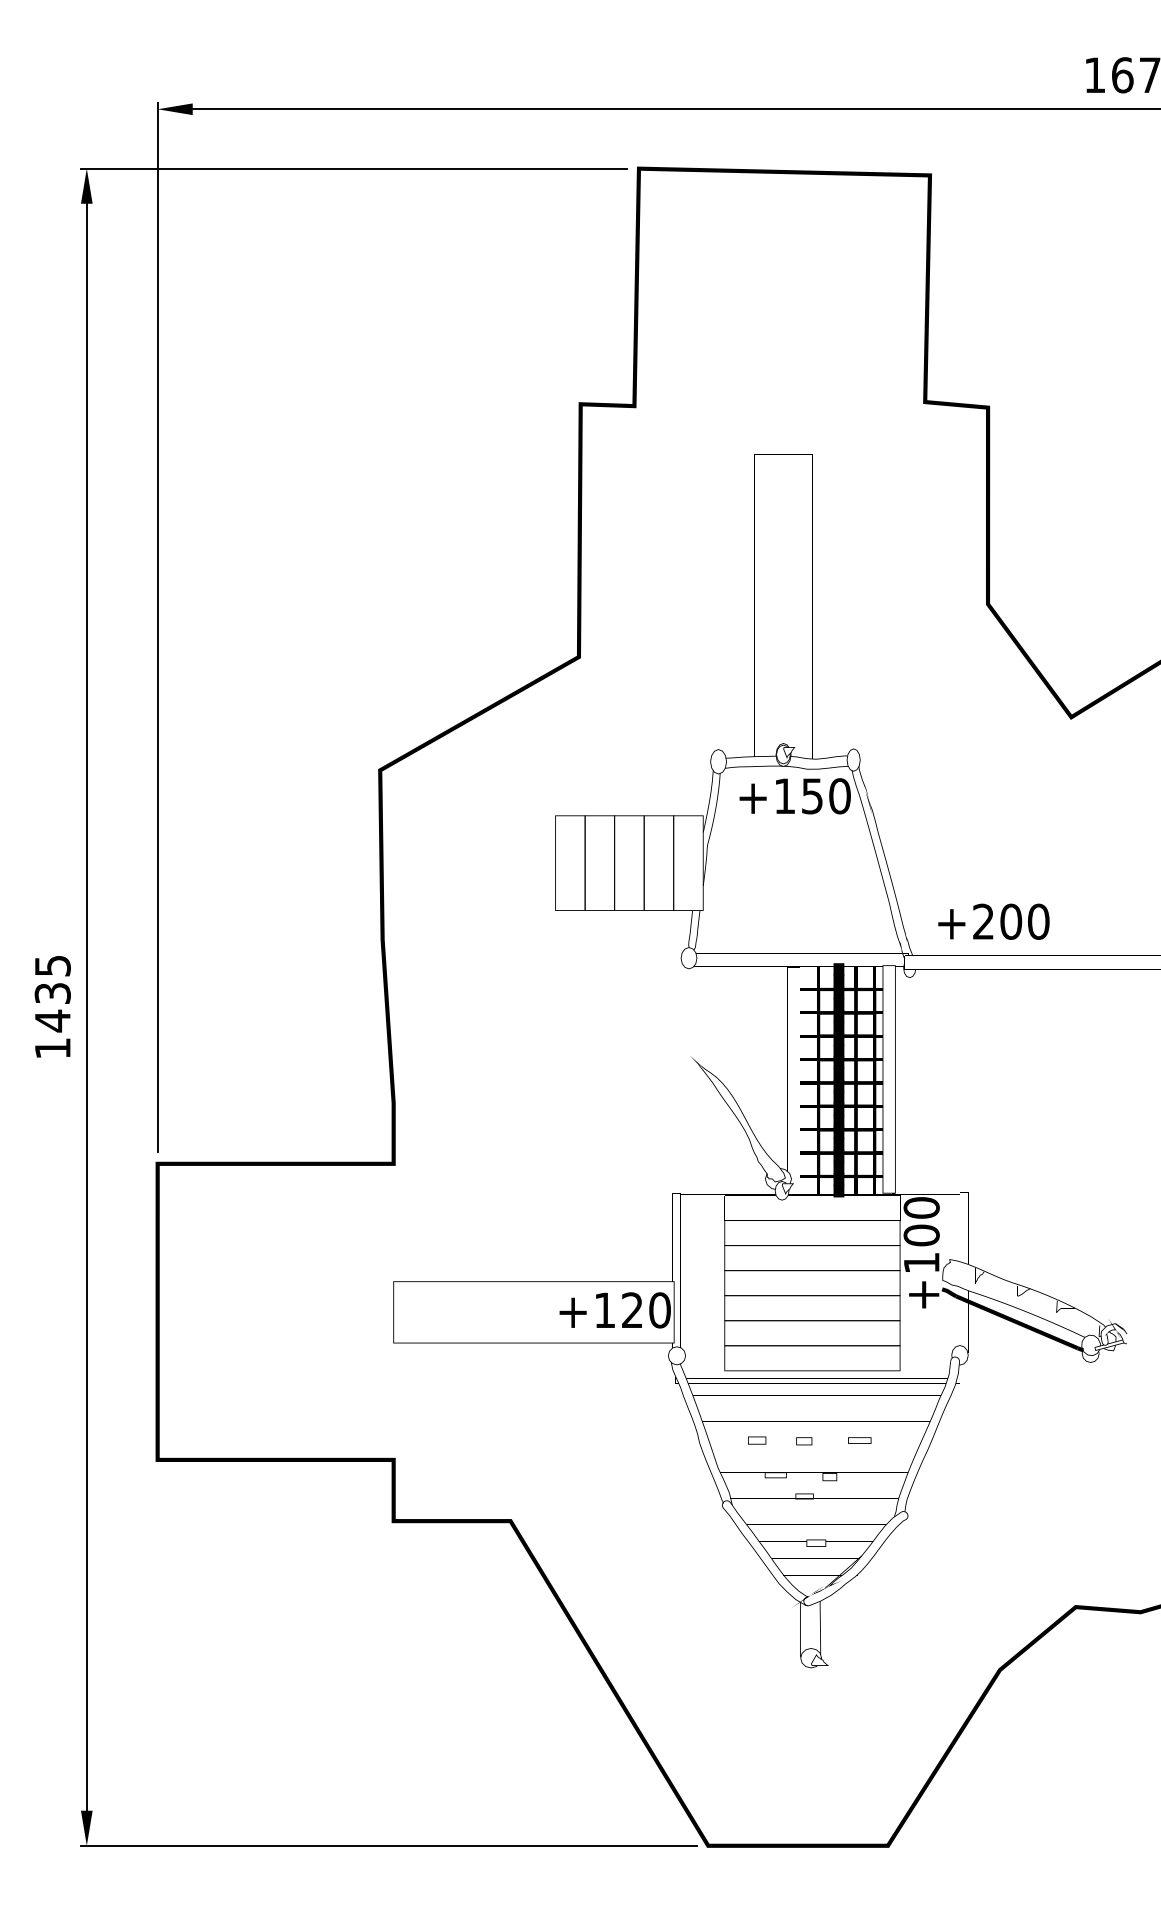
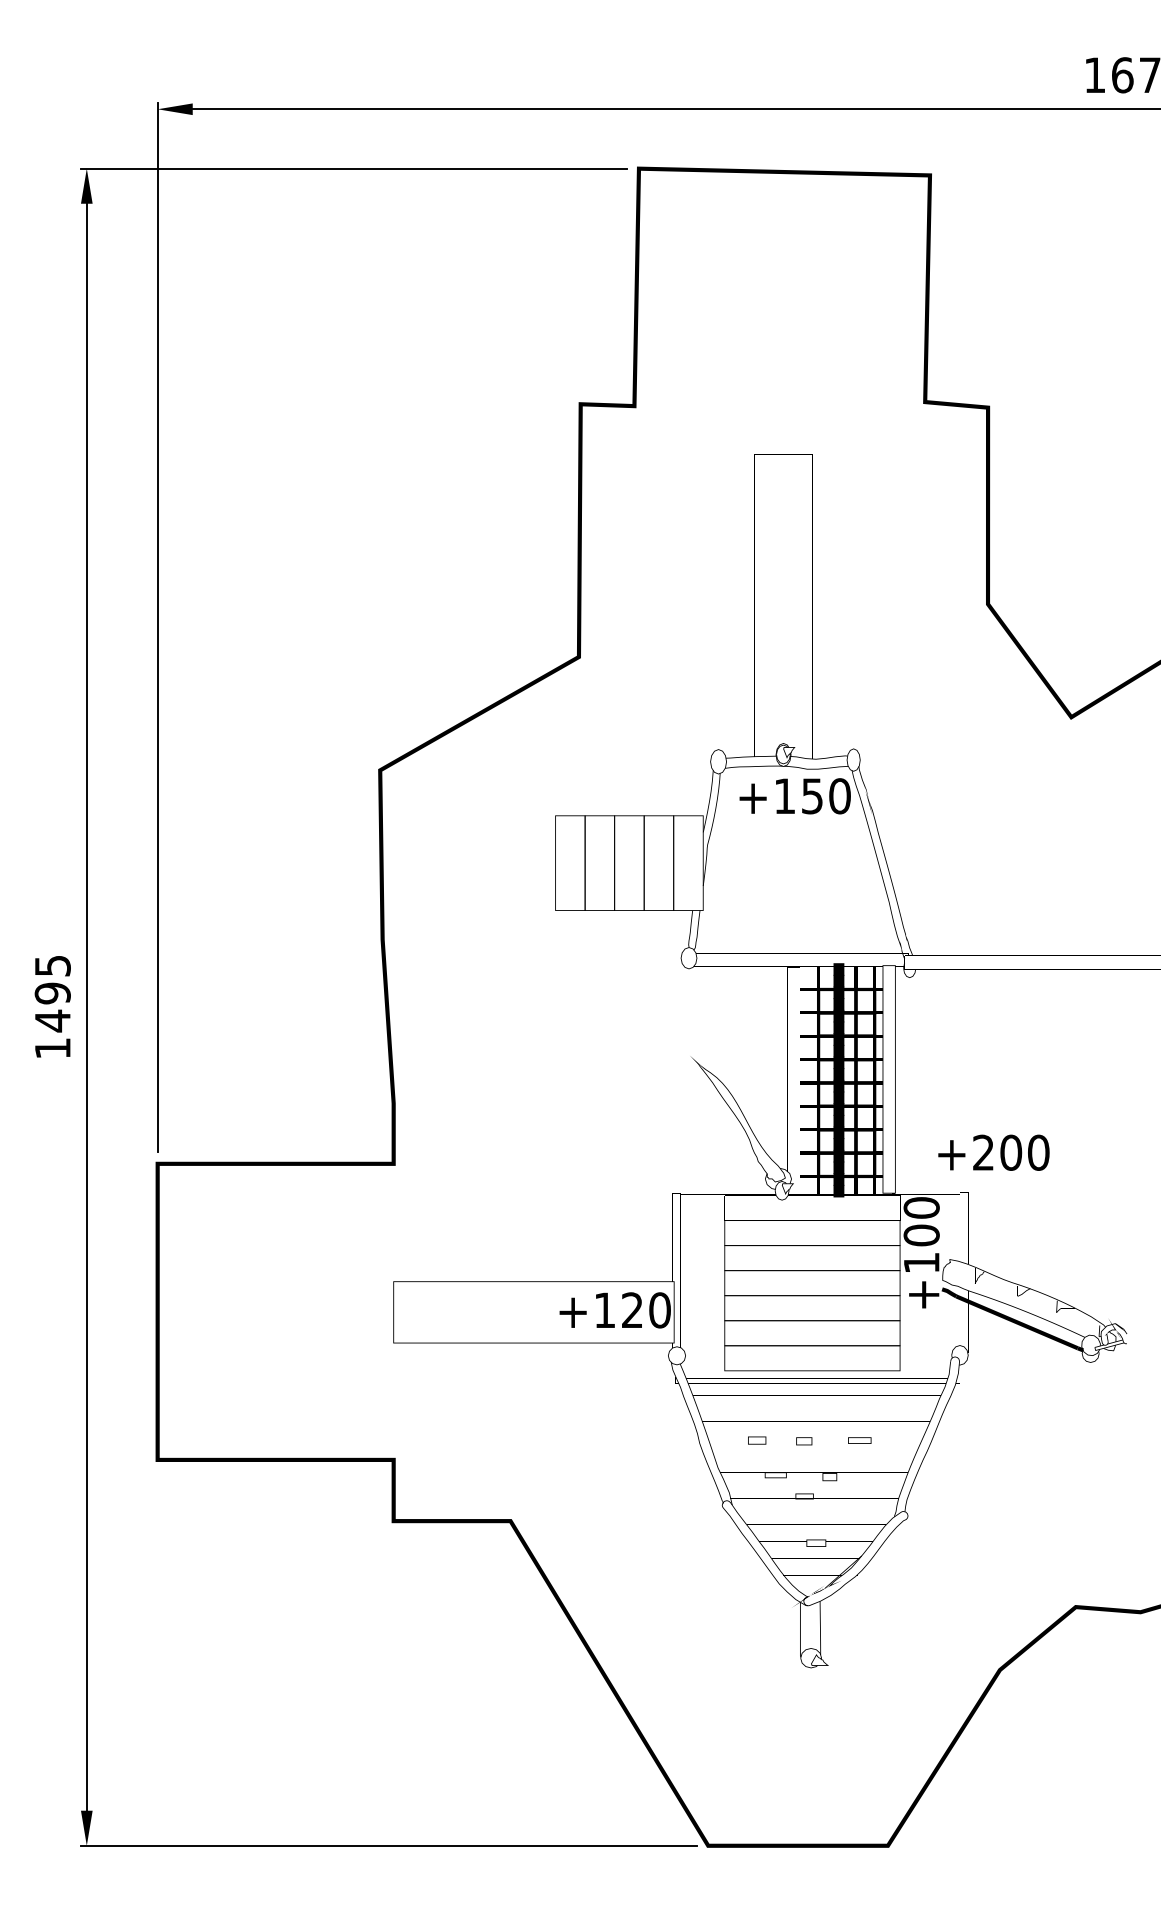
text position: (993, 921) -> (993, 1152) (993, 1152)
text: 1435 -> 1495 (52, 993)
